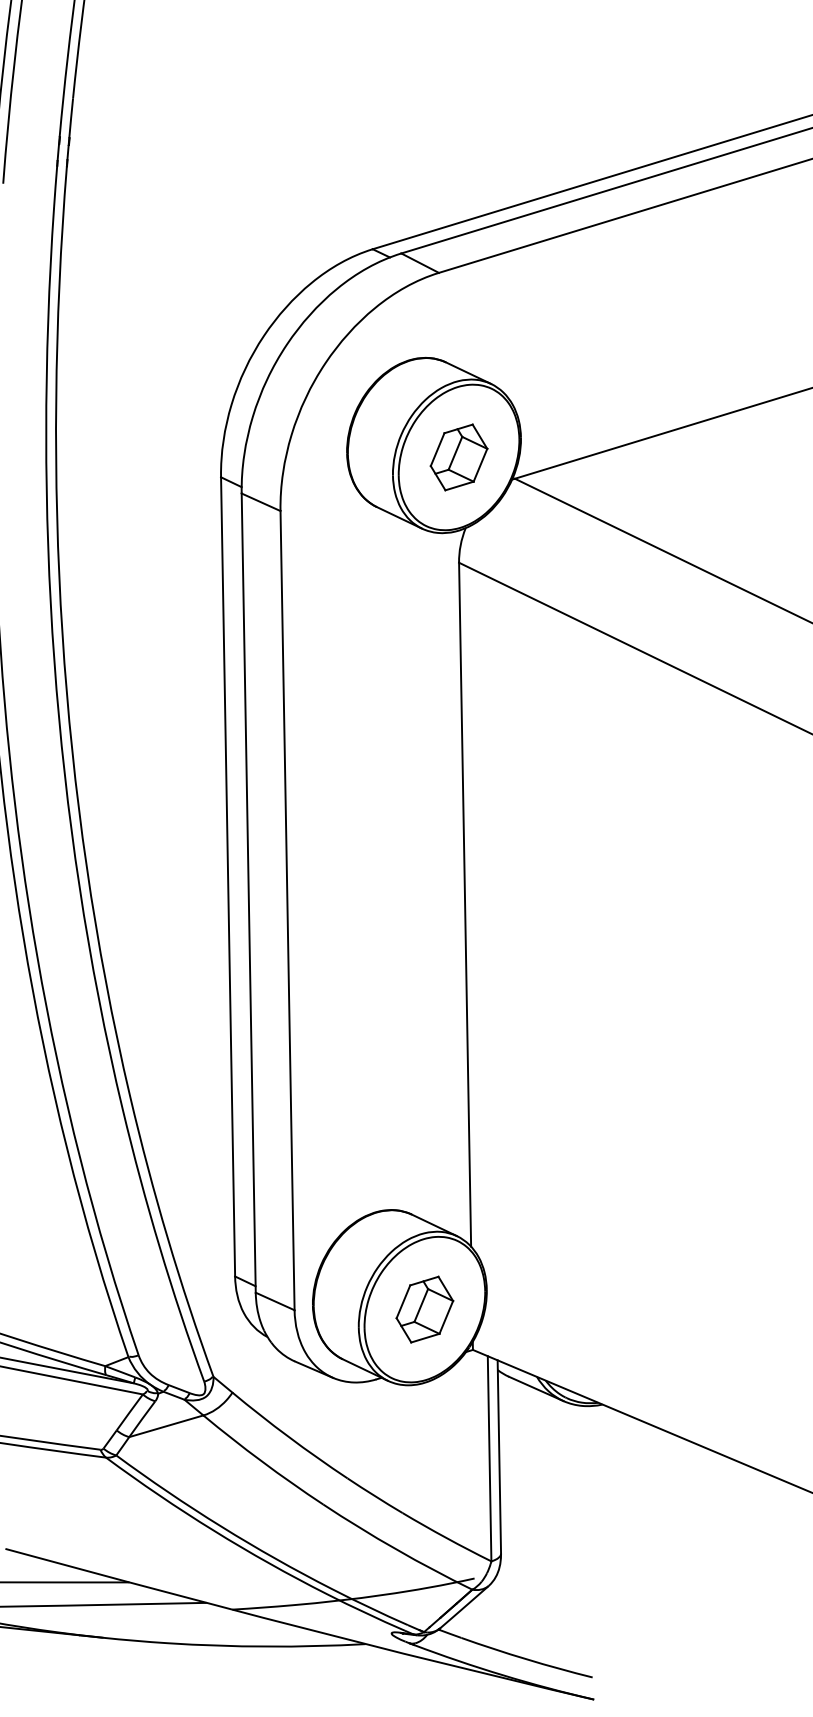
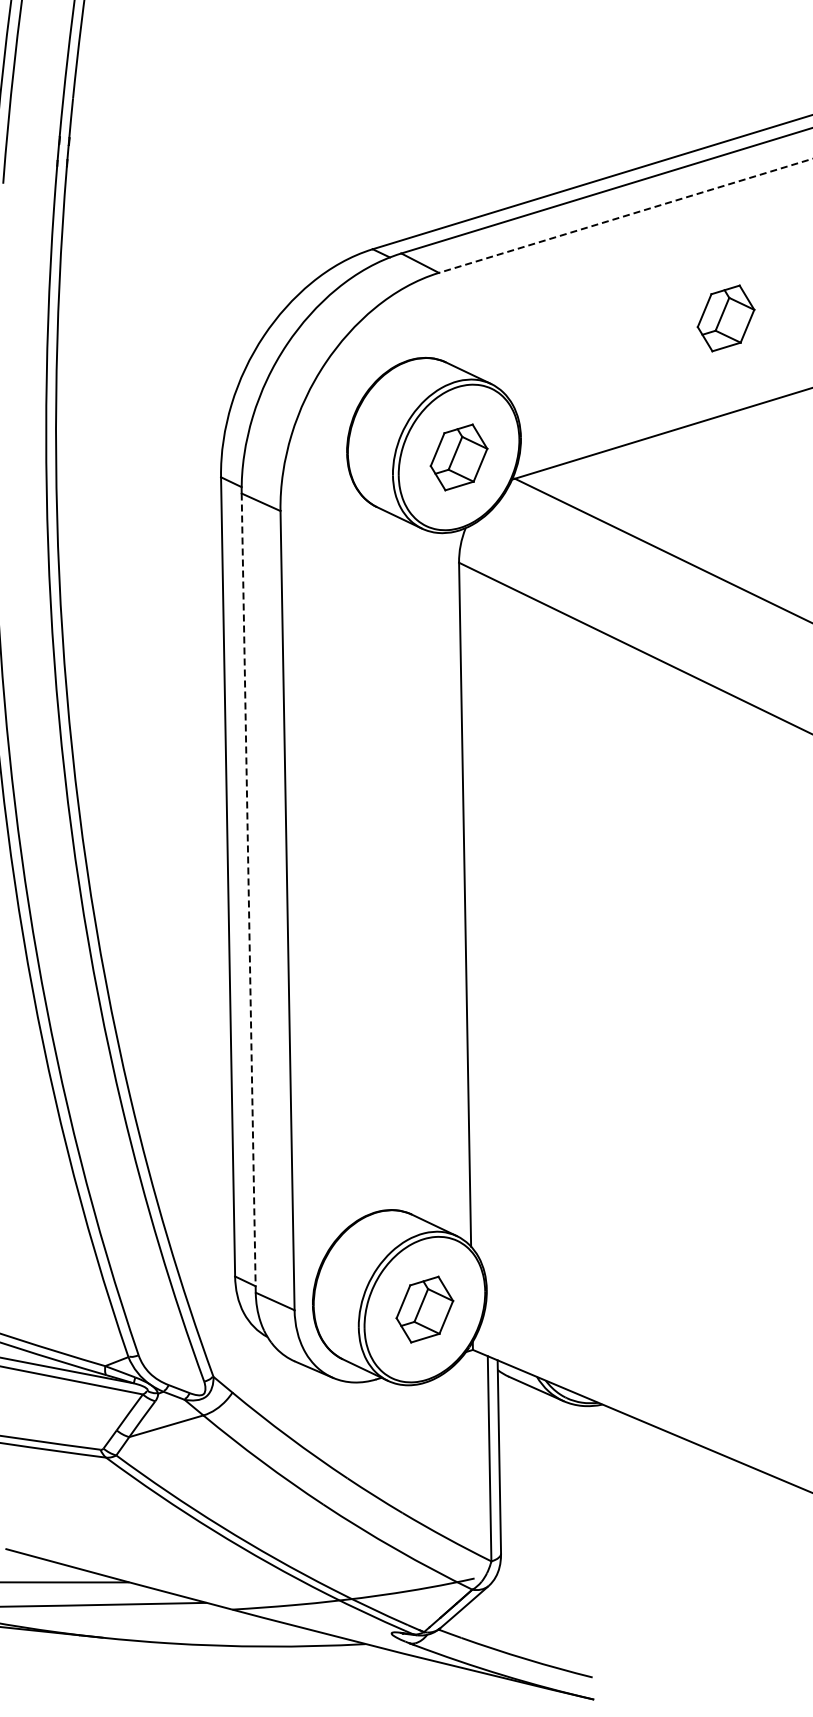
line: solid -> dashed (625, 215)
part: none -> present (725, 318)
line: solid -> dashed (248, 893)
